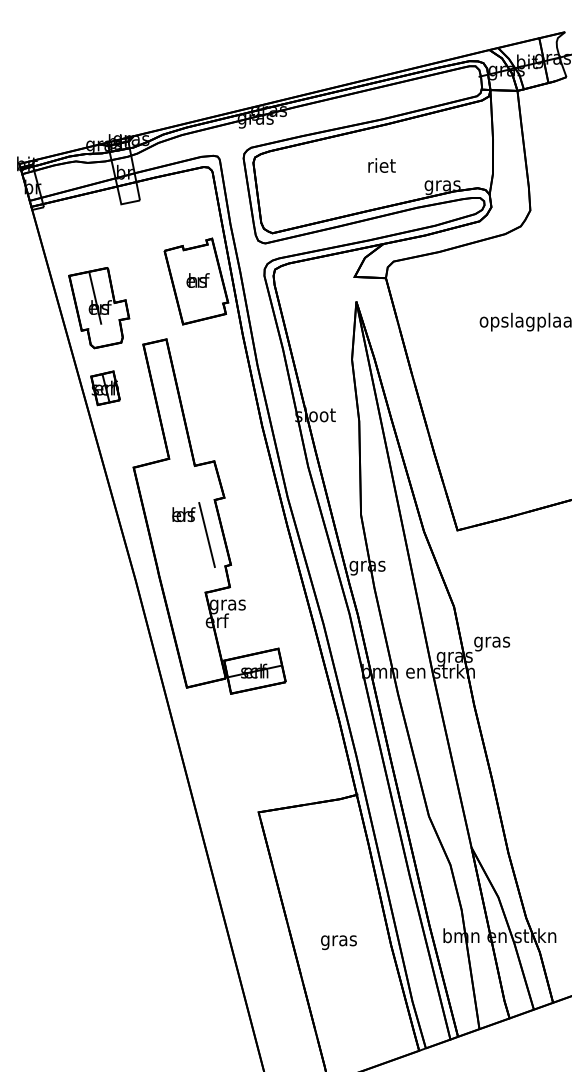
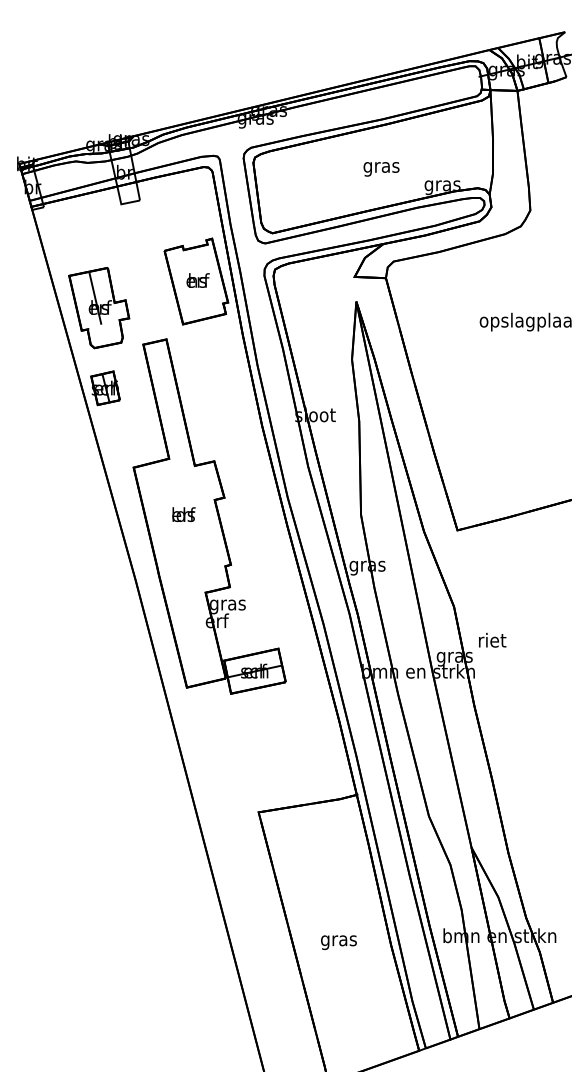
text: riet -> gras (381, 167)
line: present -> none (206, 535)
text: gras -> riet (492, 641)
